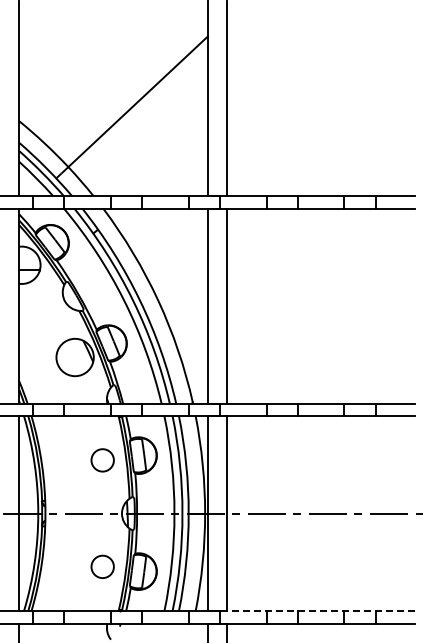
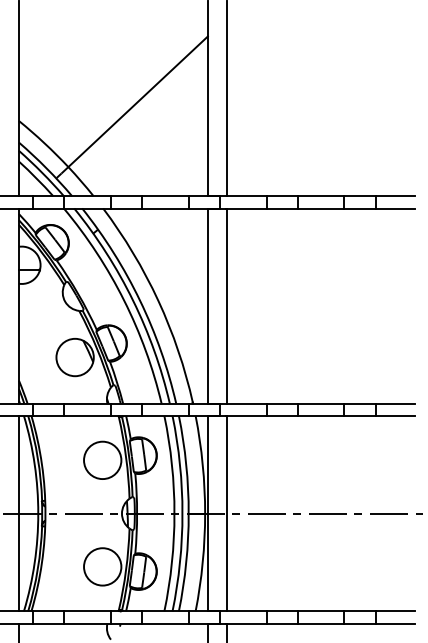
circle diameter: 22 px -> 37 px (102, 460)
circle diameter: 22 px -> 37 px (102, 566)
line: dashed -> solid (320, 611)
